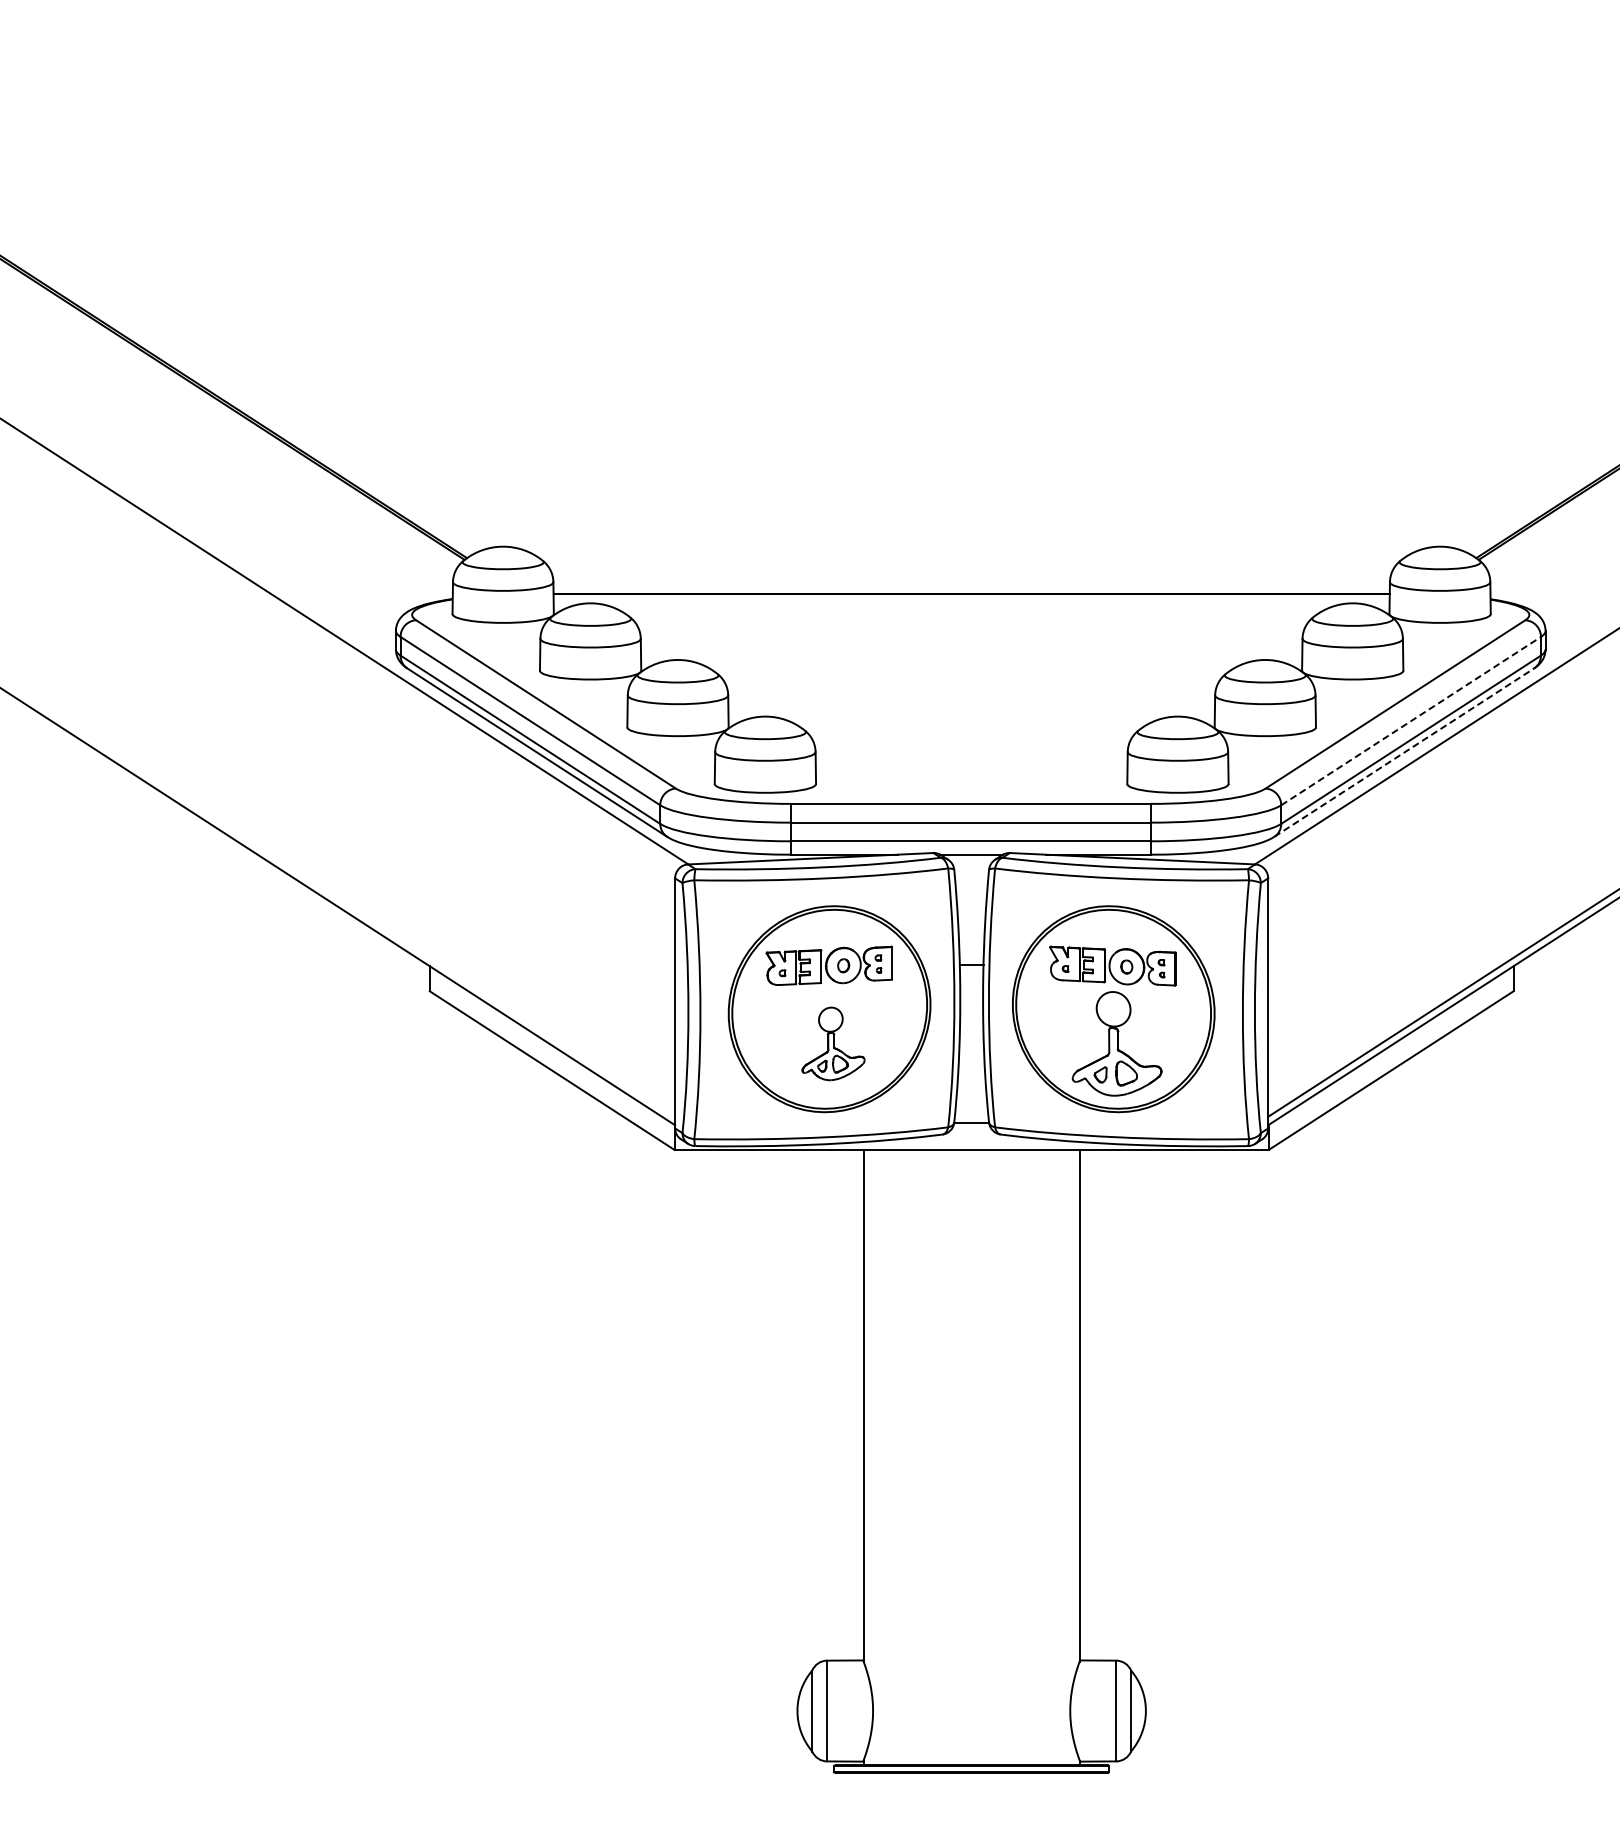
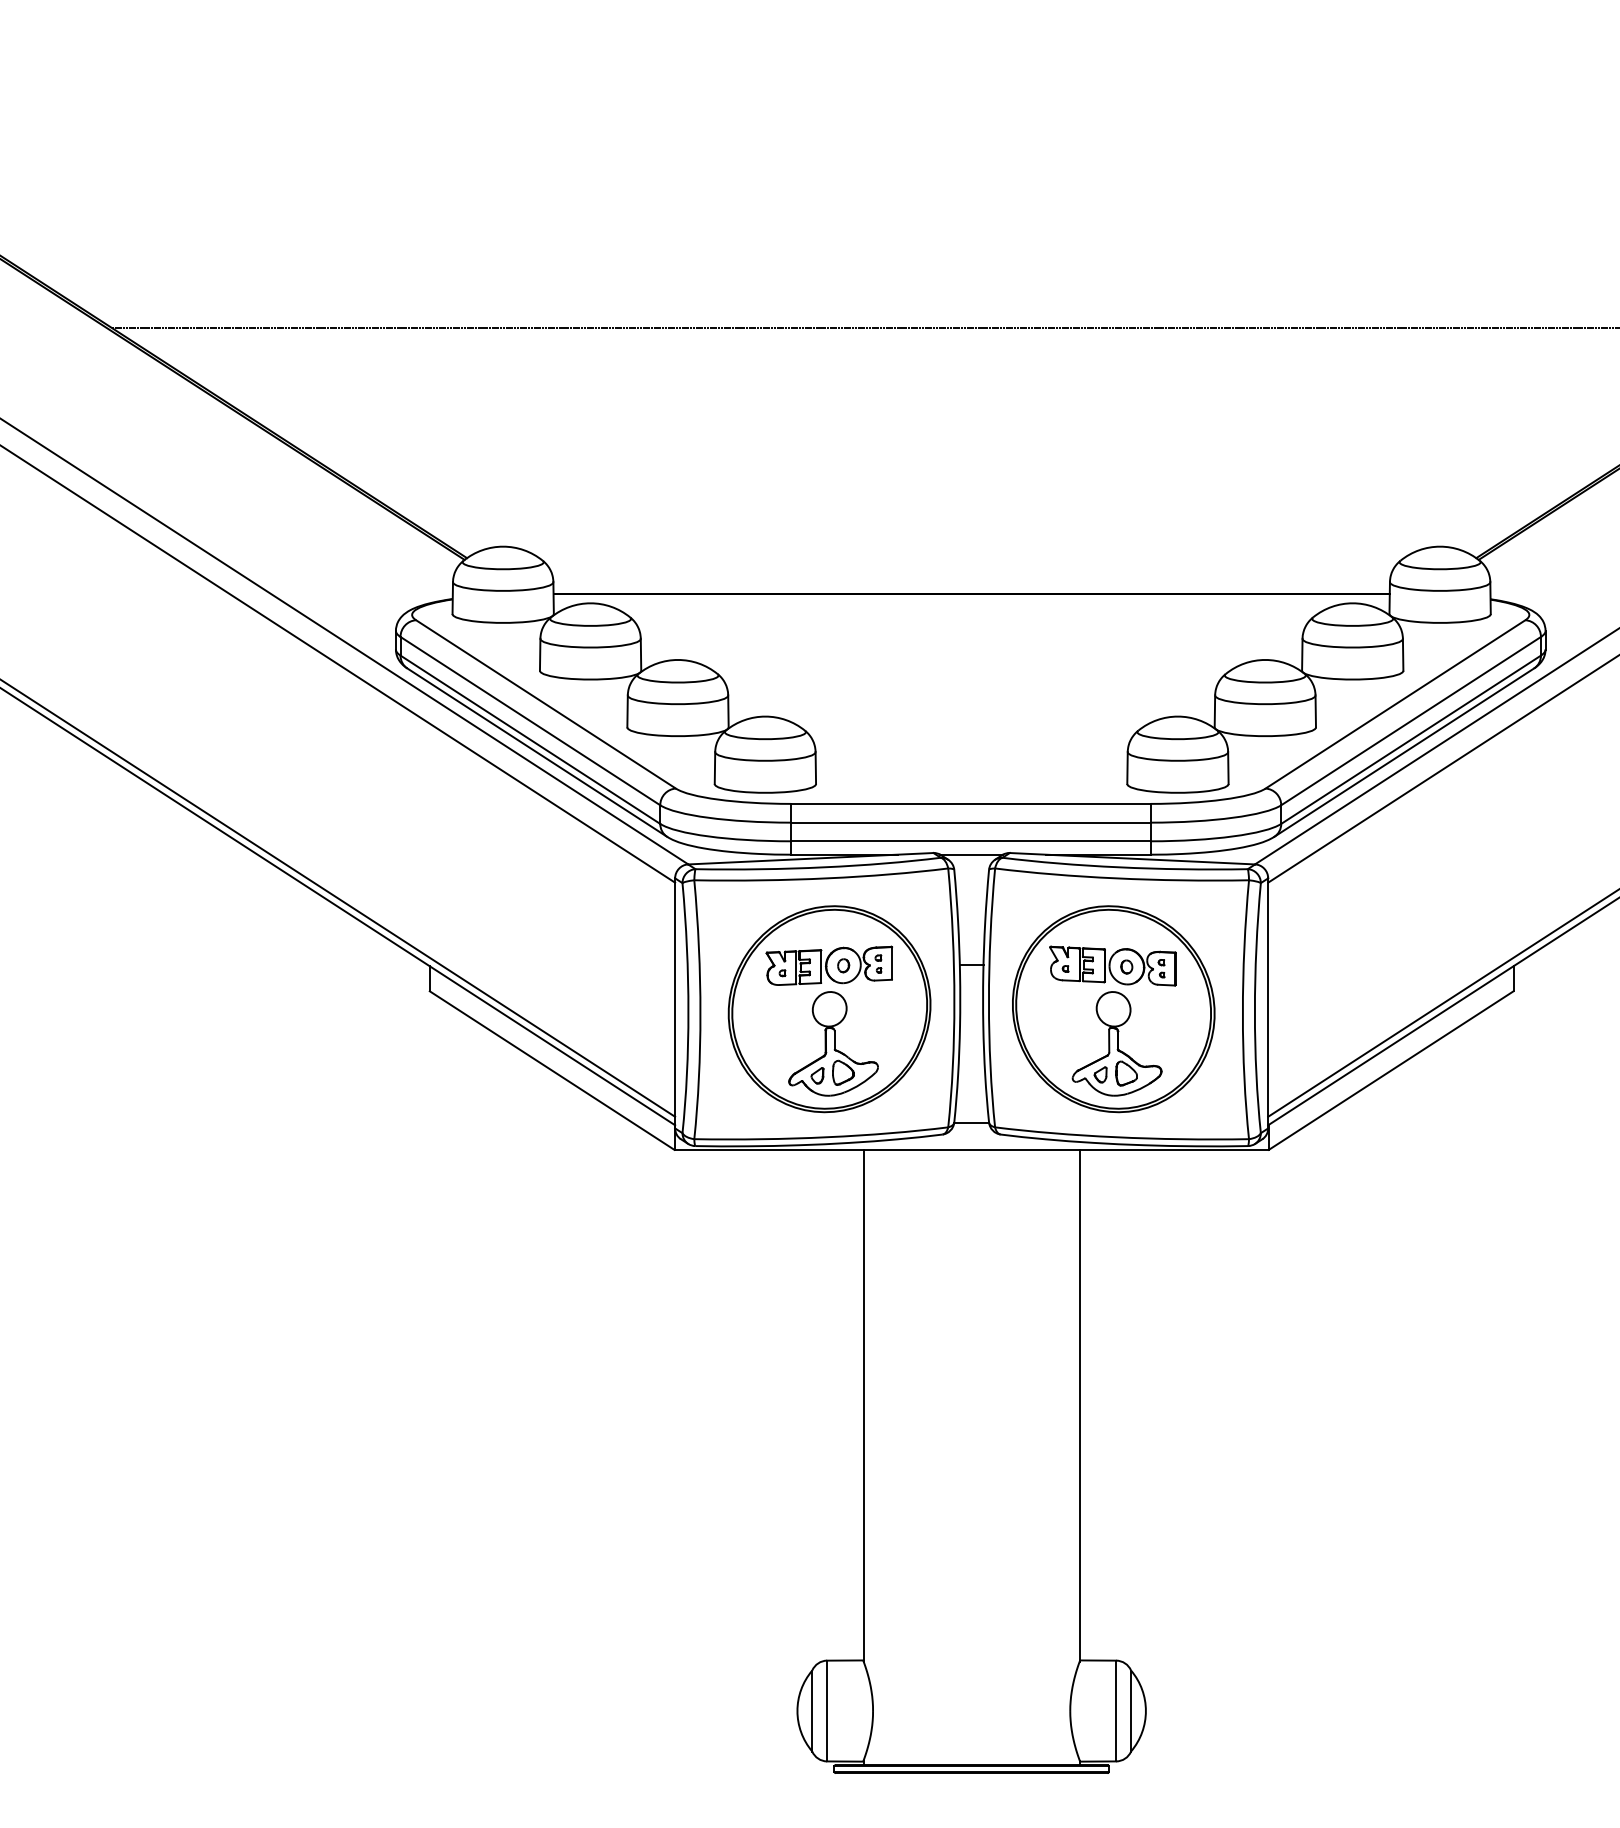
line: none -> present (863, 327)
line: none -> present (338, 664)
line: dashed -> solid (1411, 721)
line: dashed -> solid (1404, 752)
line: none -> present (1442, 769)
line: none -> present (338, 898)
part size: 65x76 px -> 91x106 px (833, 1043)
